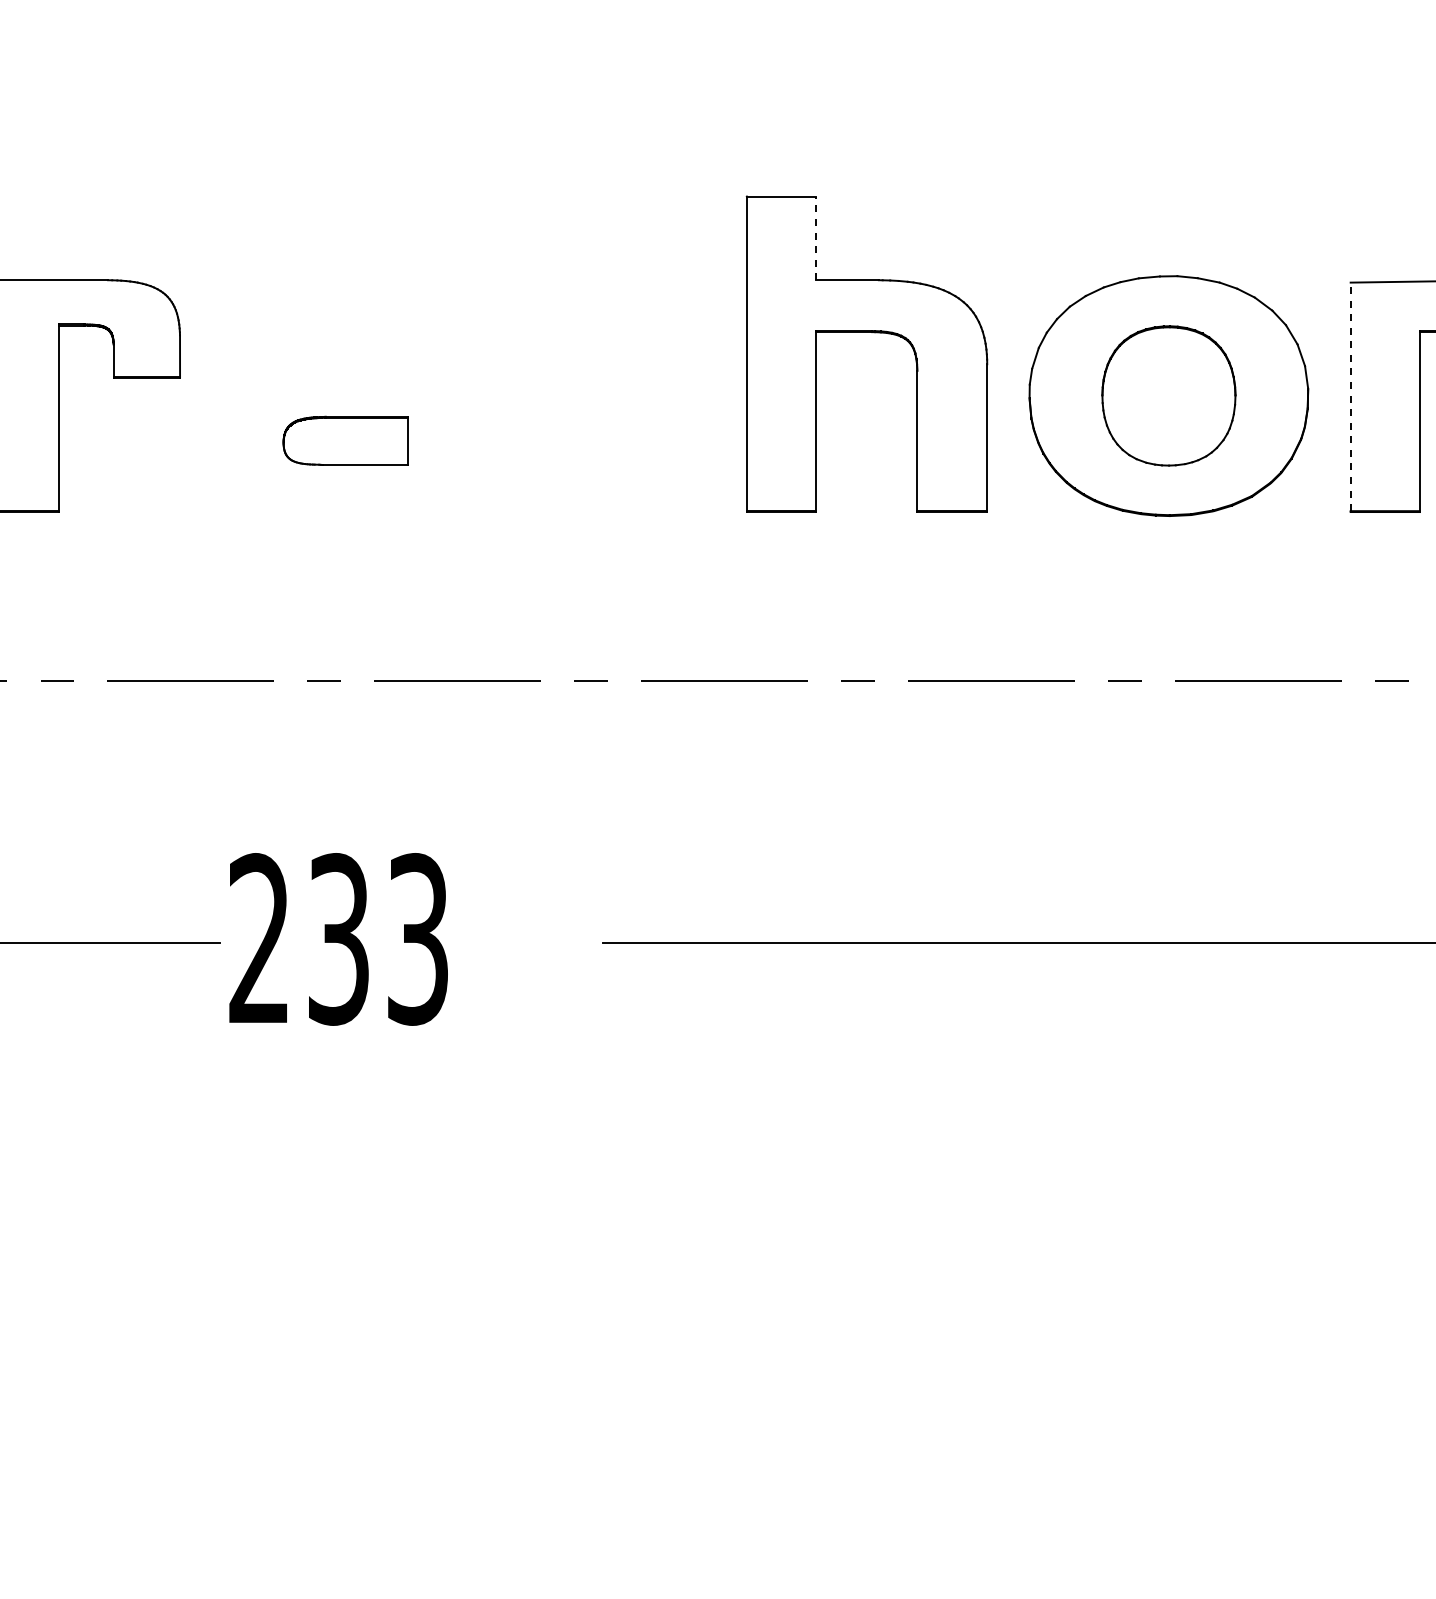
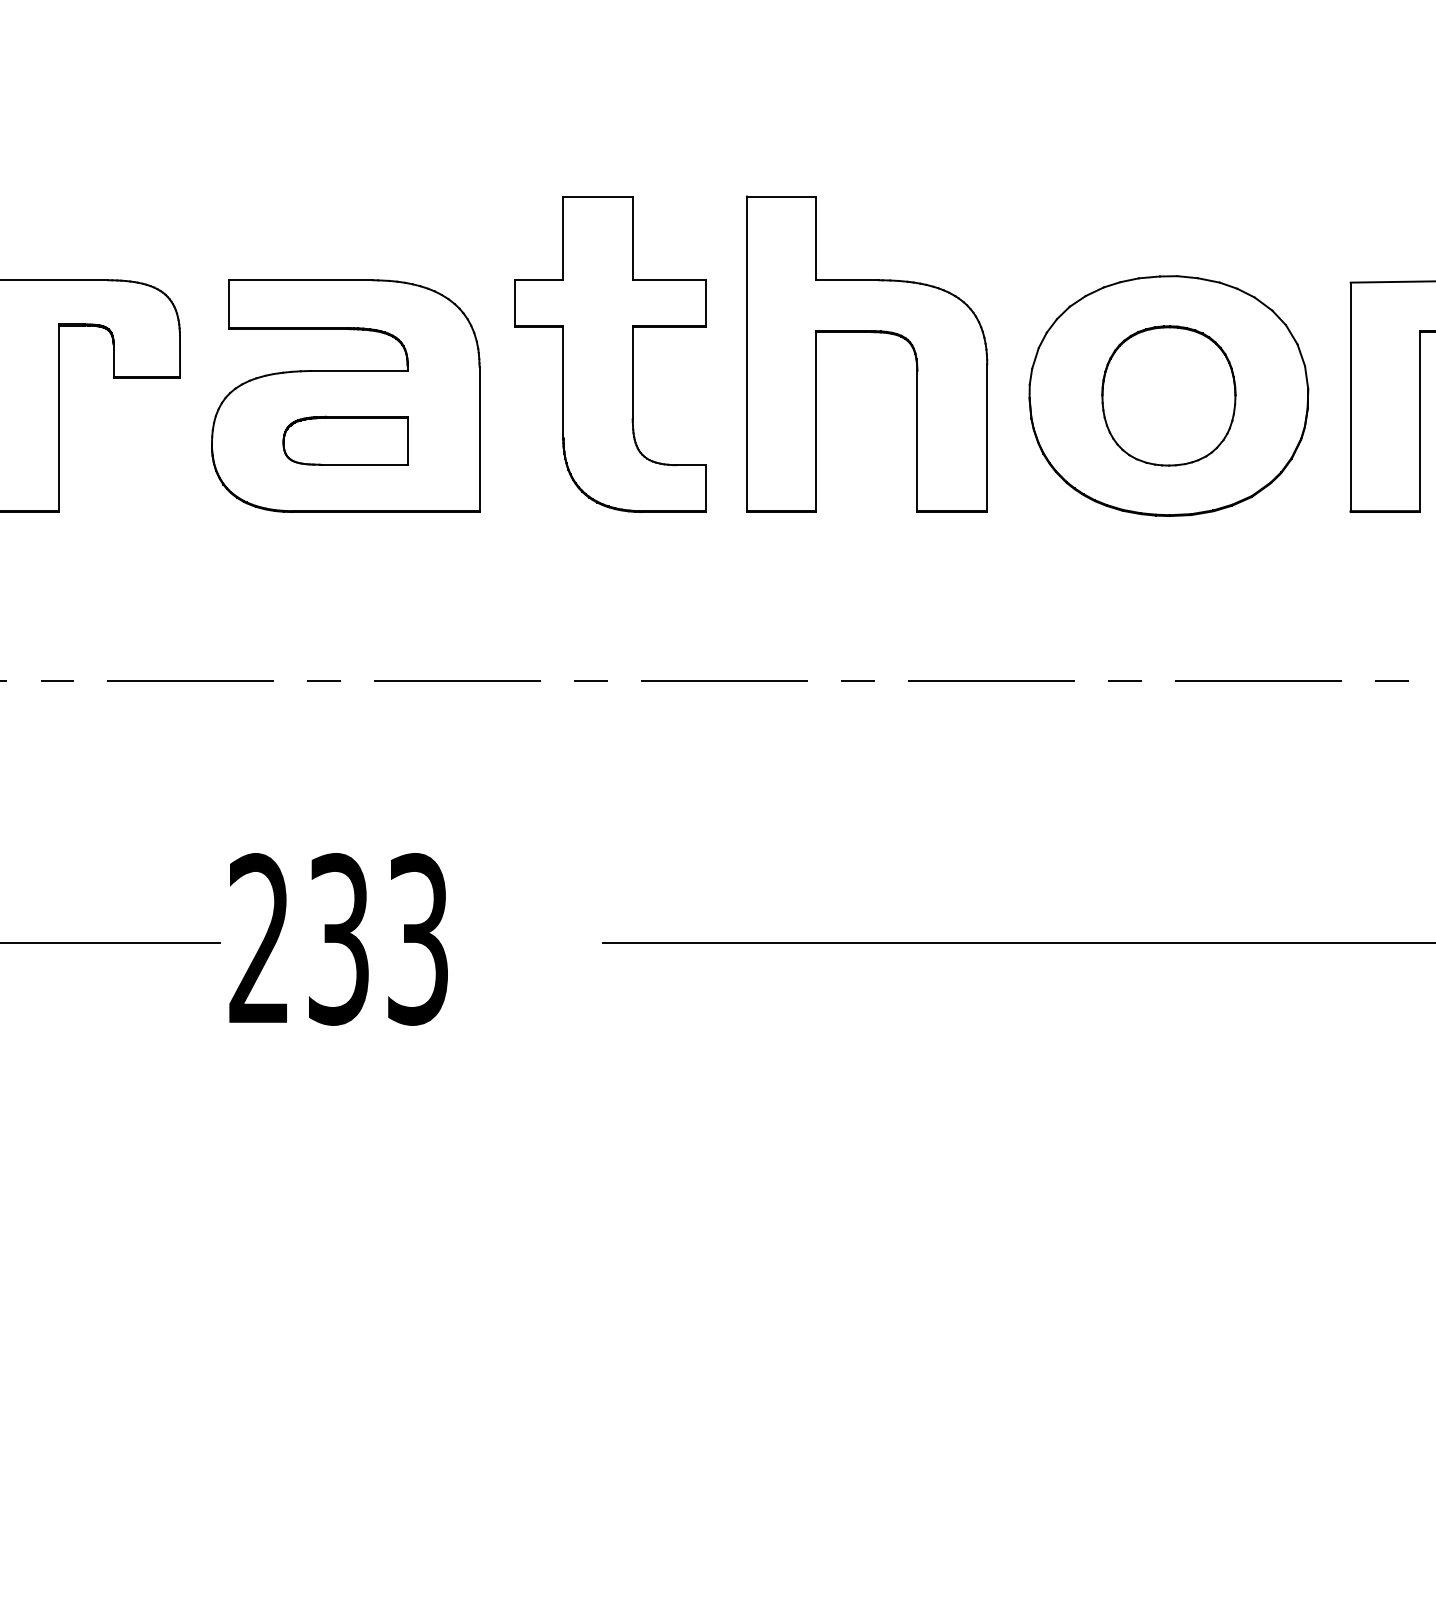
line: dashed -> solid (815, 238)
part: none -> present (610, 354)
part: none -> present (345, 395)
line: dashed -> solid (1350, 396)
